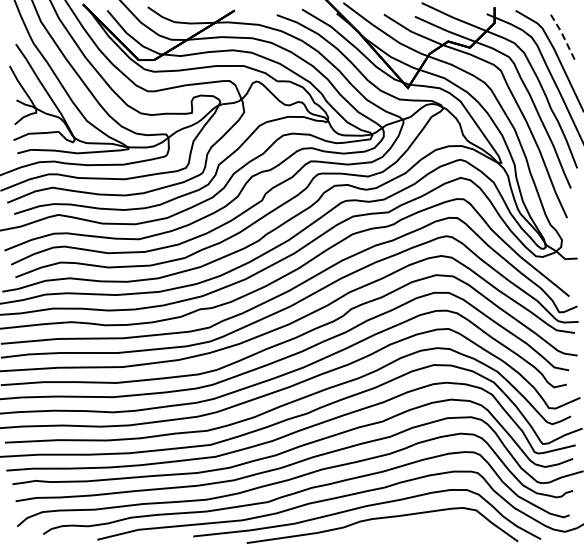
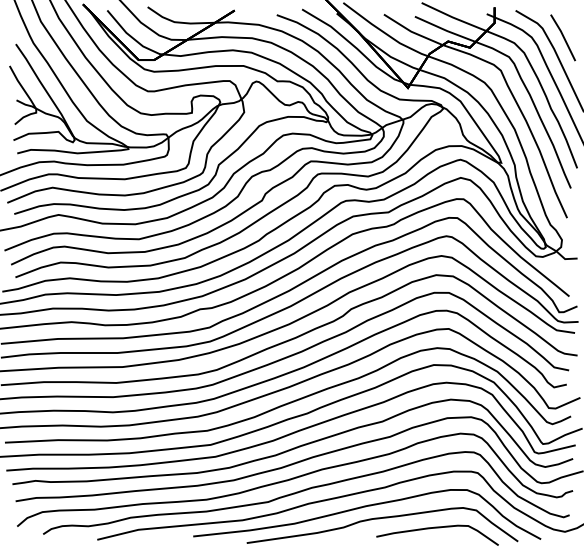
line: dashed -> solid (563, 37)
curve: none -> present (437, 528)
